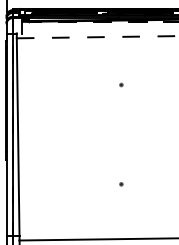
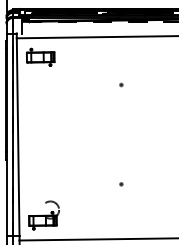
line: dashed -> solid (97, 37)
part: none -> present (40, 56)
part: none -> present (43, 215)
